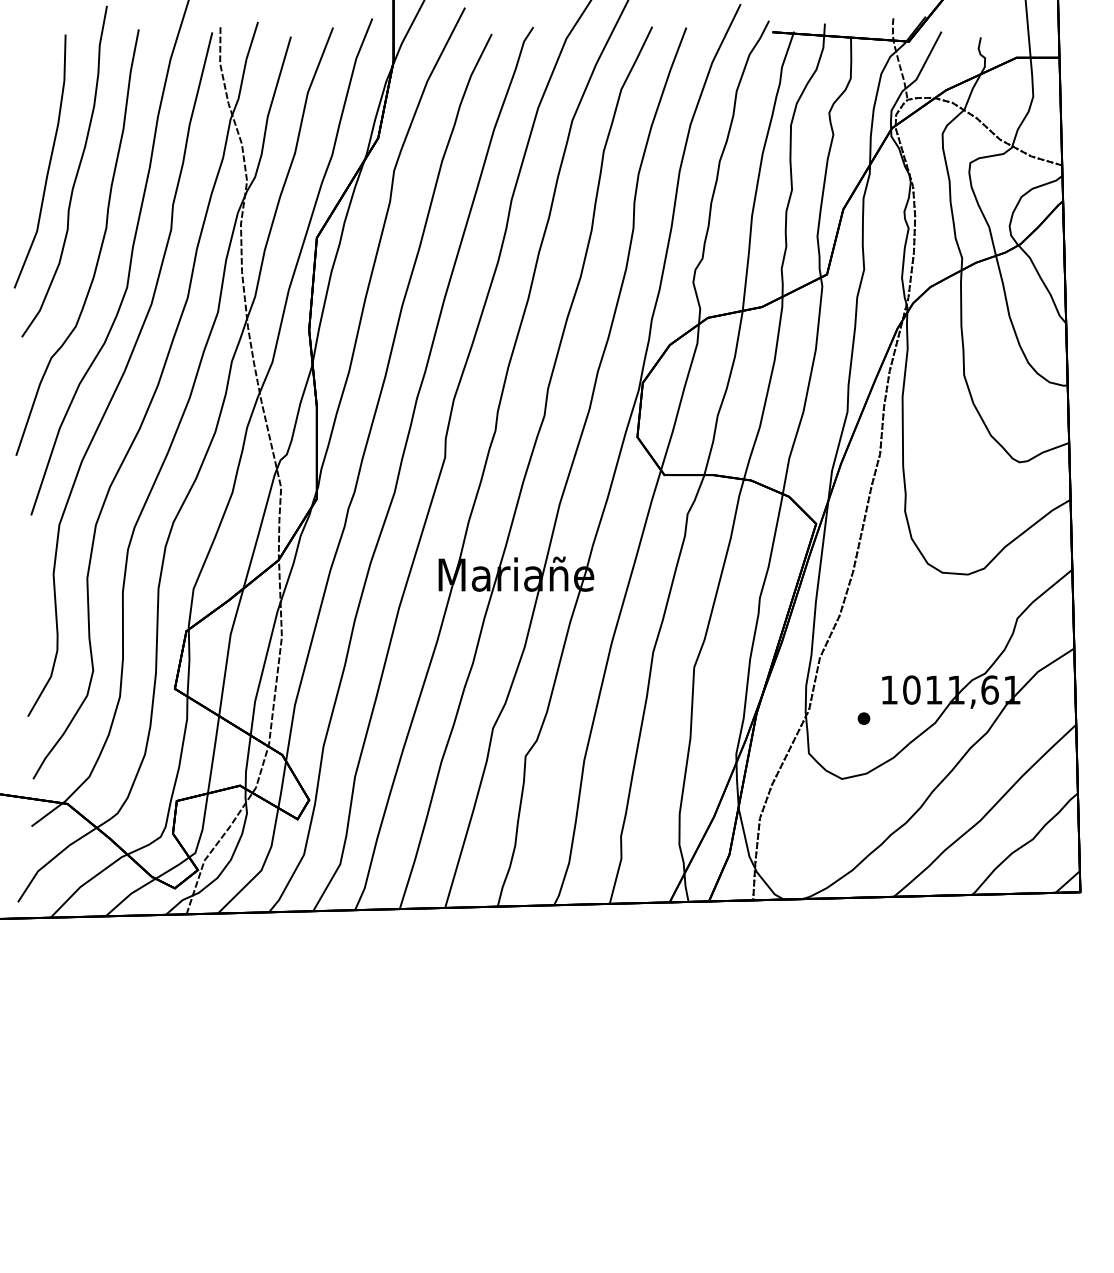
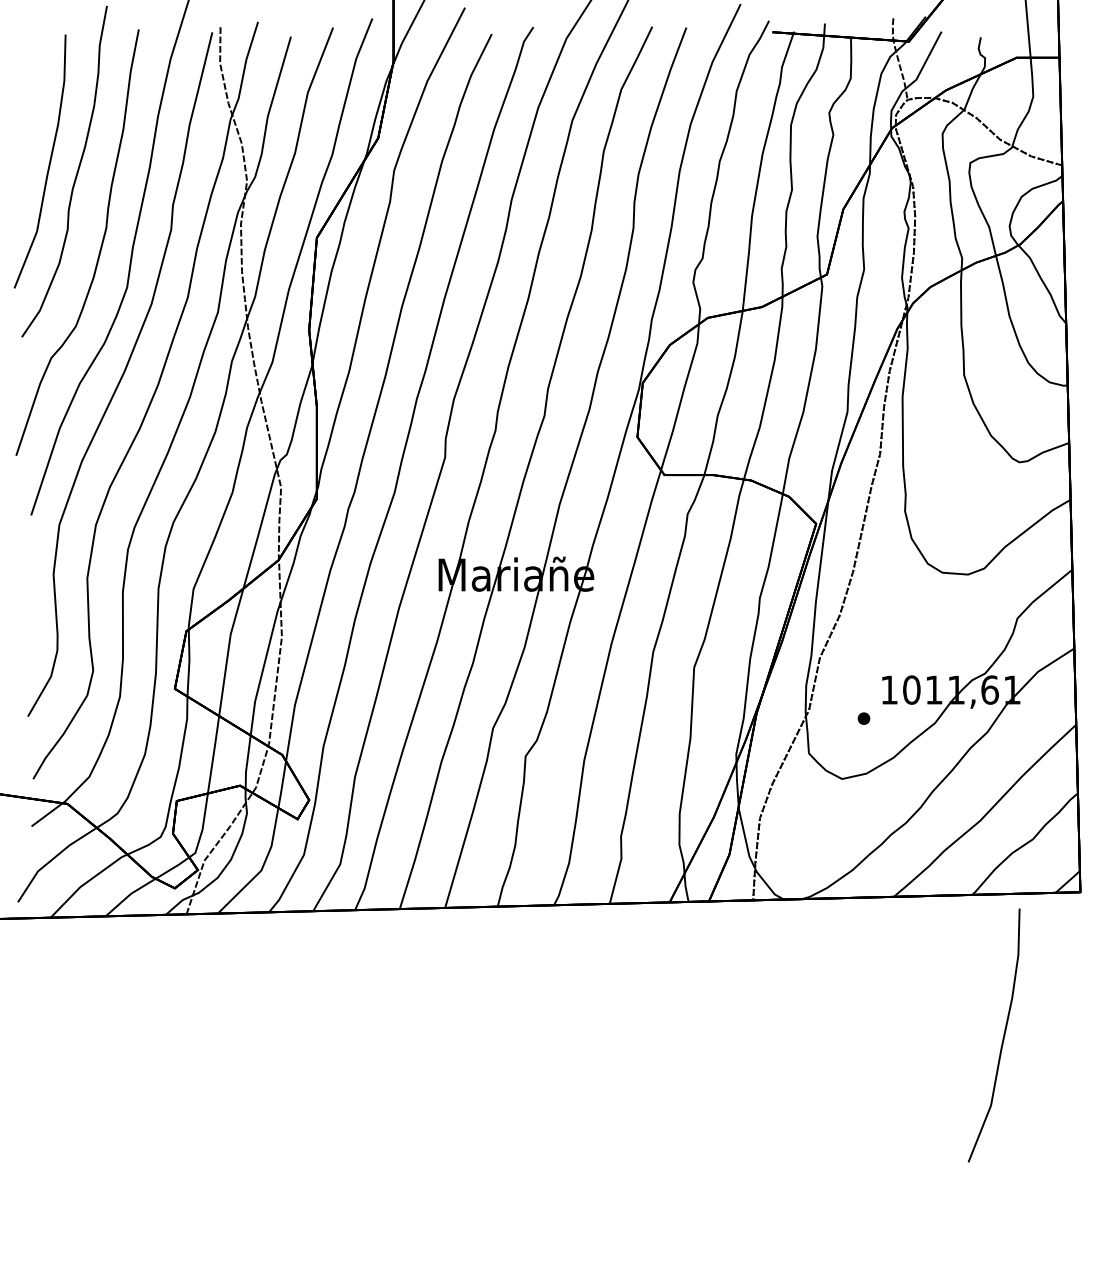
curve: none -> present (1002, 1038)
